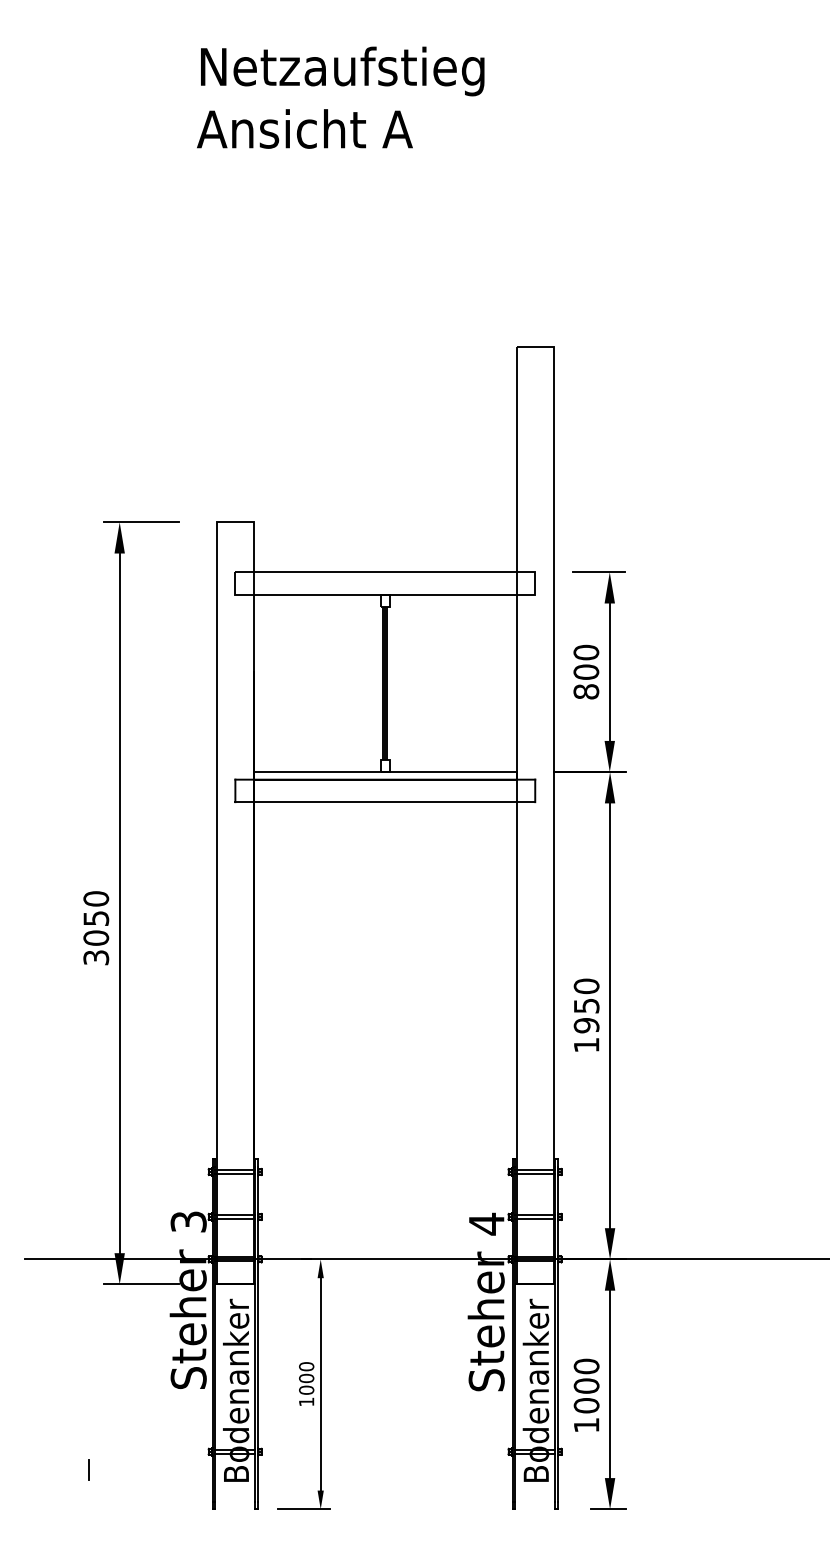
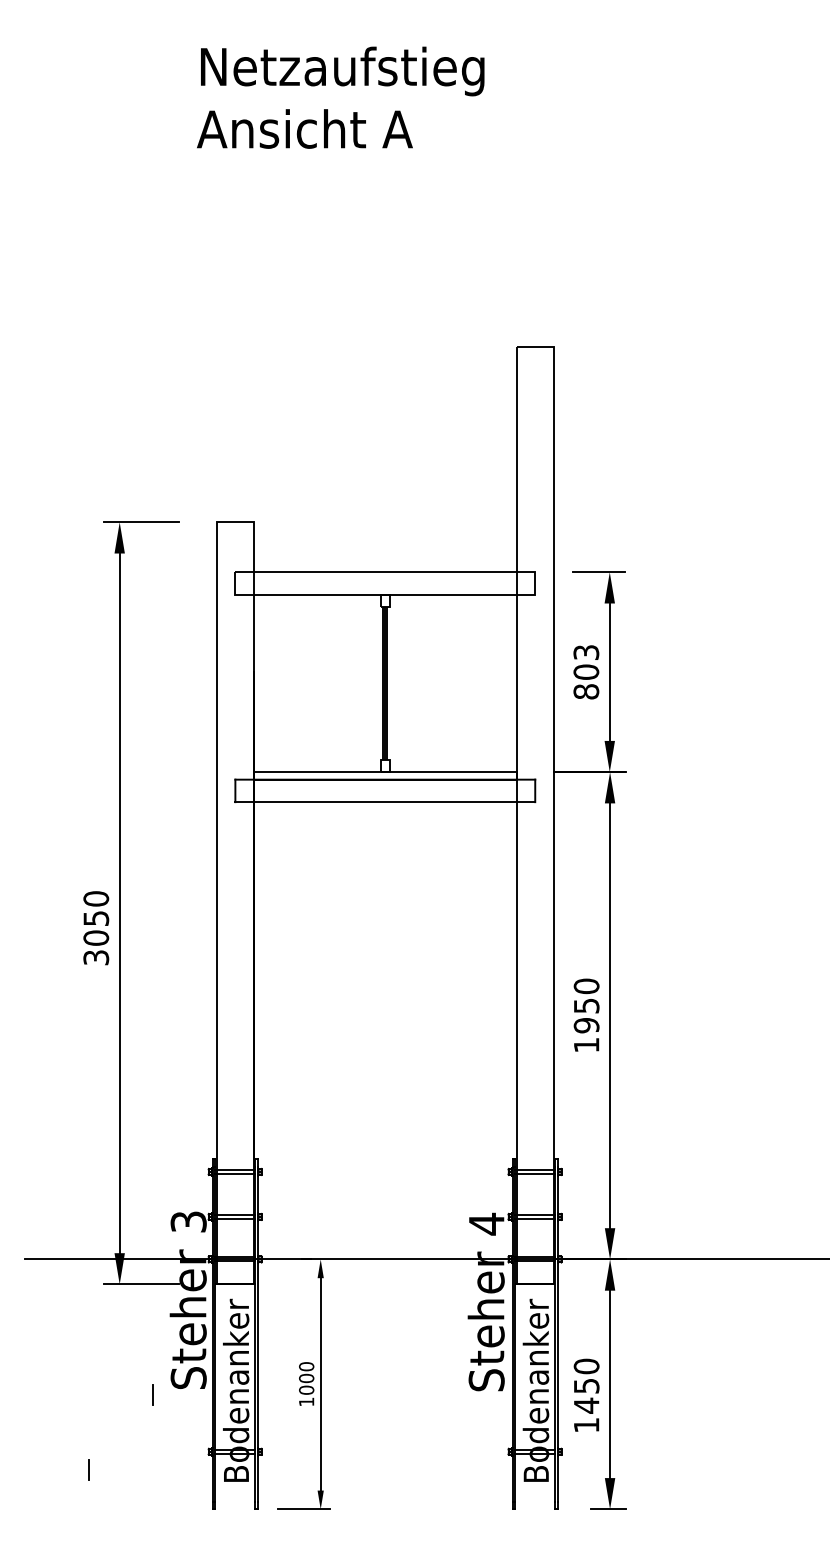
text: 800 -> 803 (586, 652)
line: none -> present (152, 1394)
text: 1000 -> 1450 (586, 1395)
